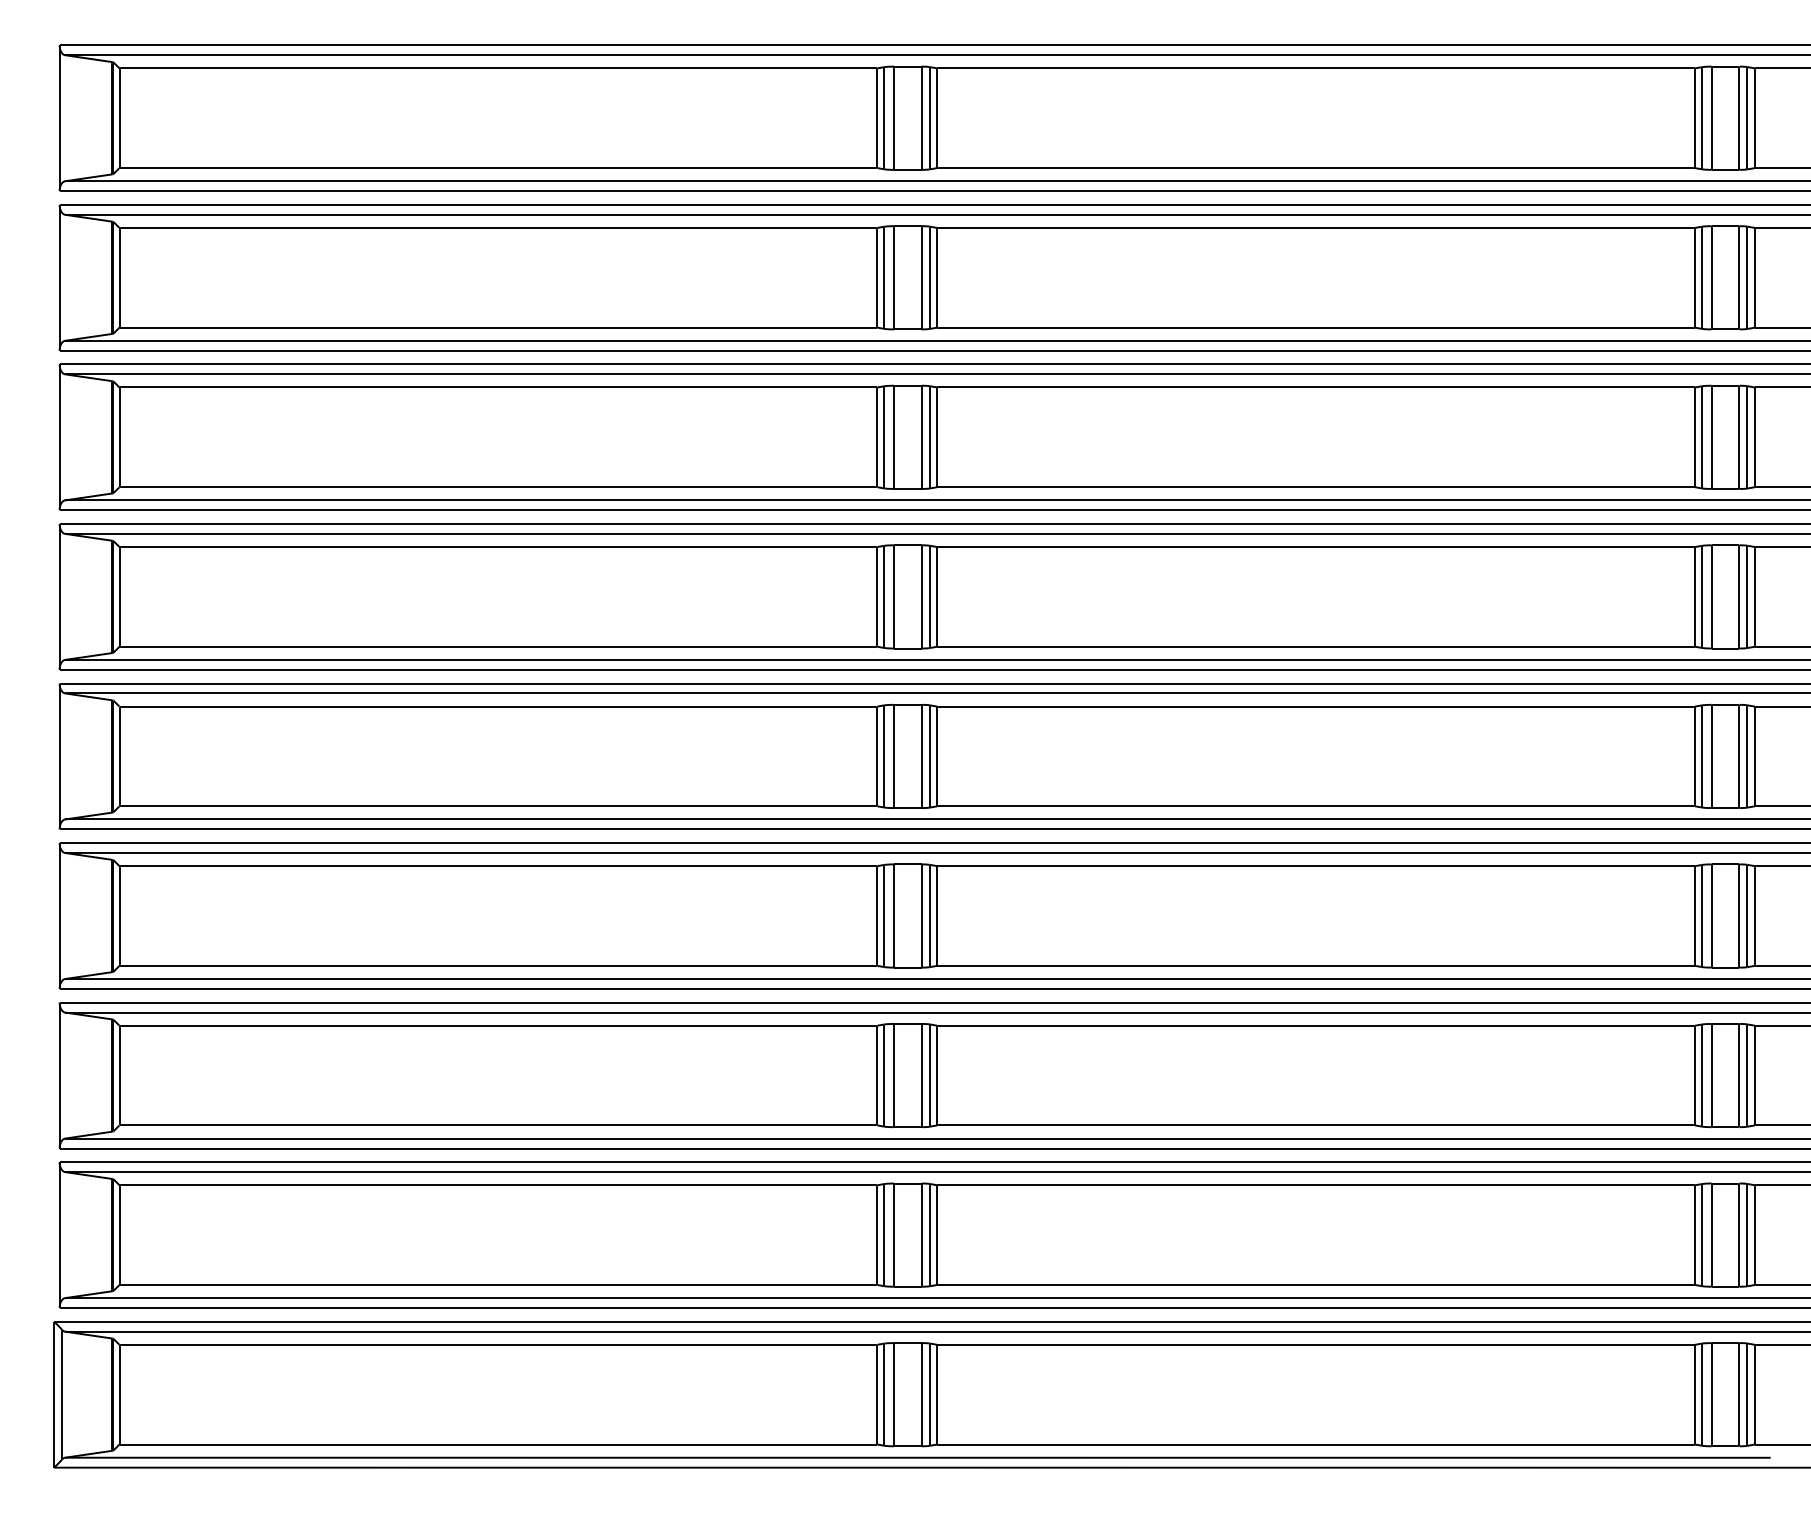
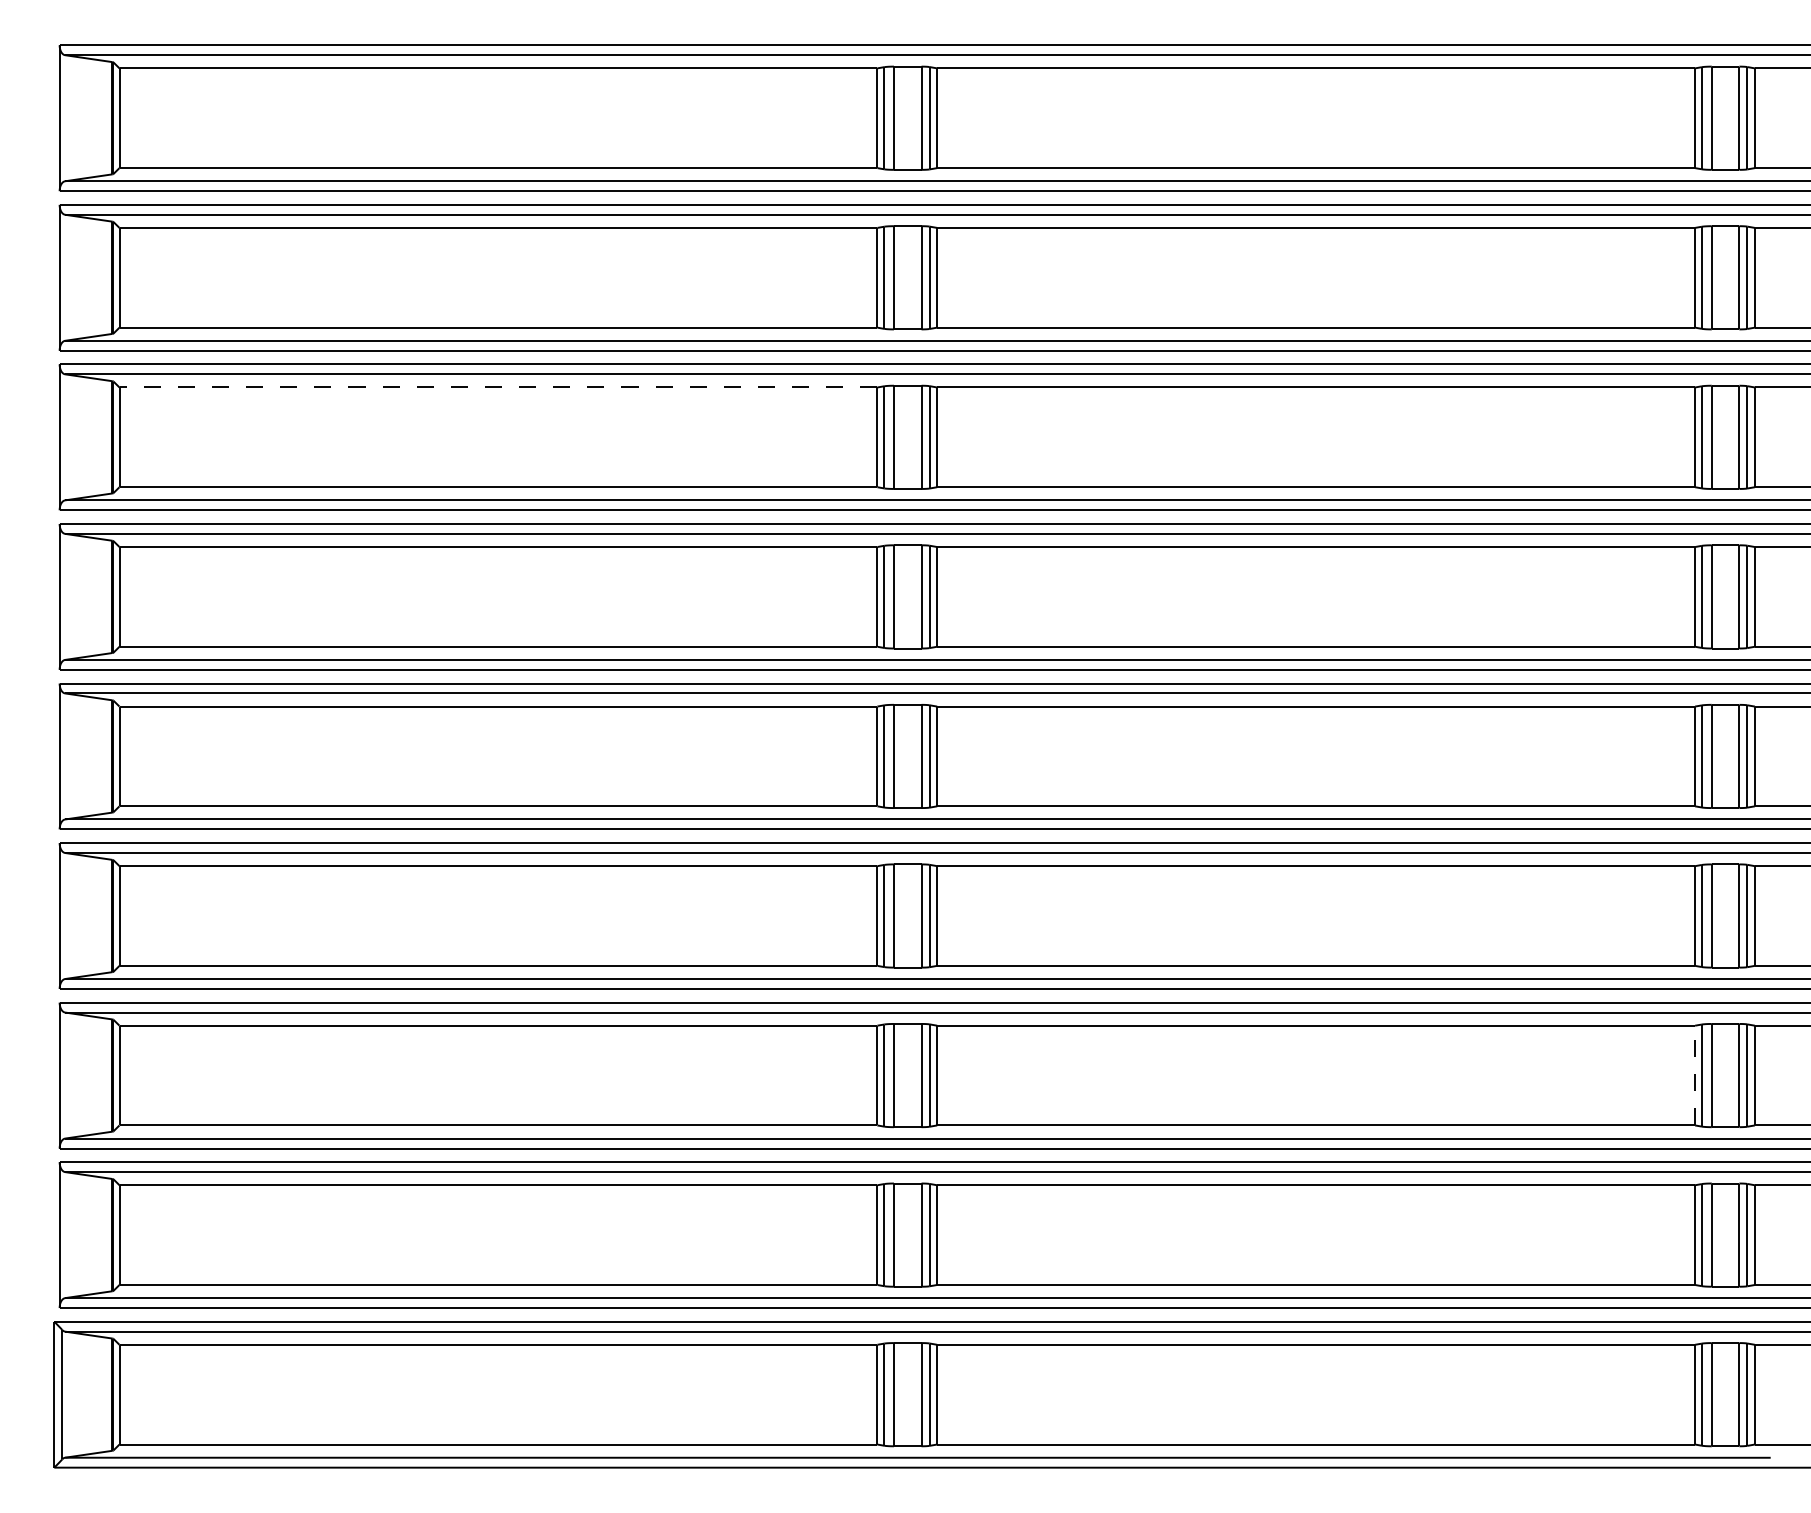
line: solid -> dashed (498, 387)
line: solid -> dashed (1695, 1075)
